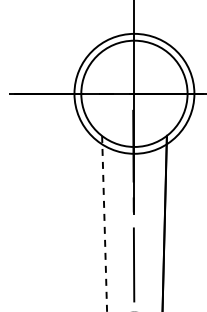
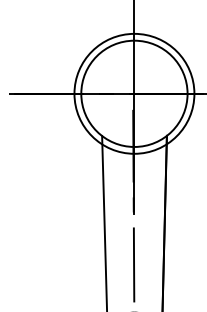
line: dashed -> solid (104, 223)
